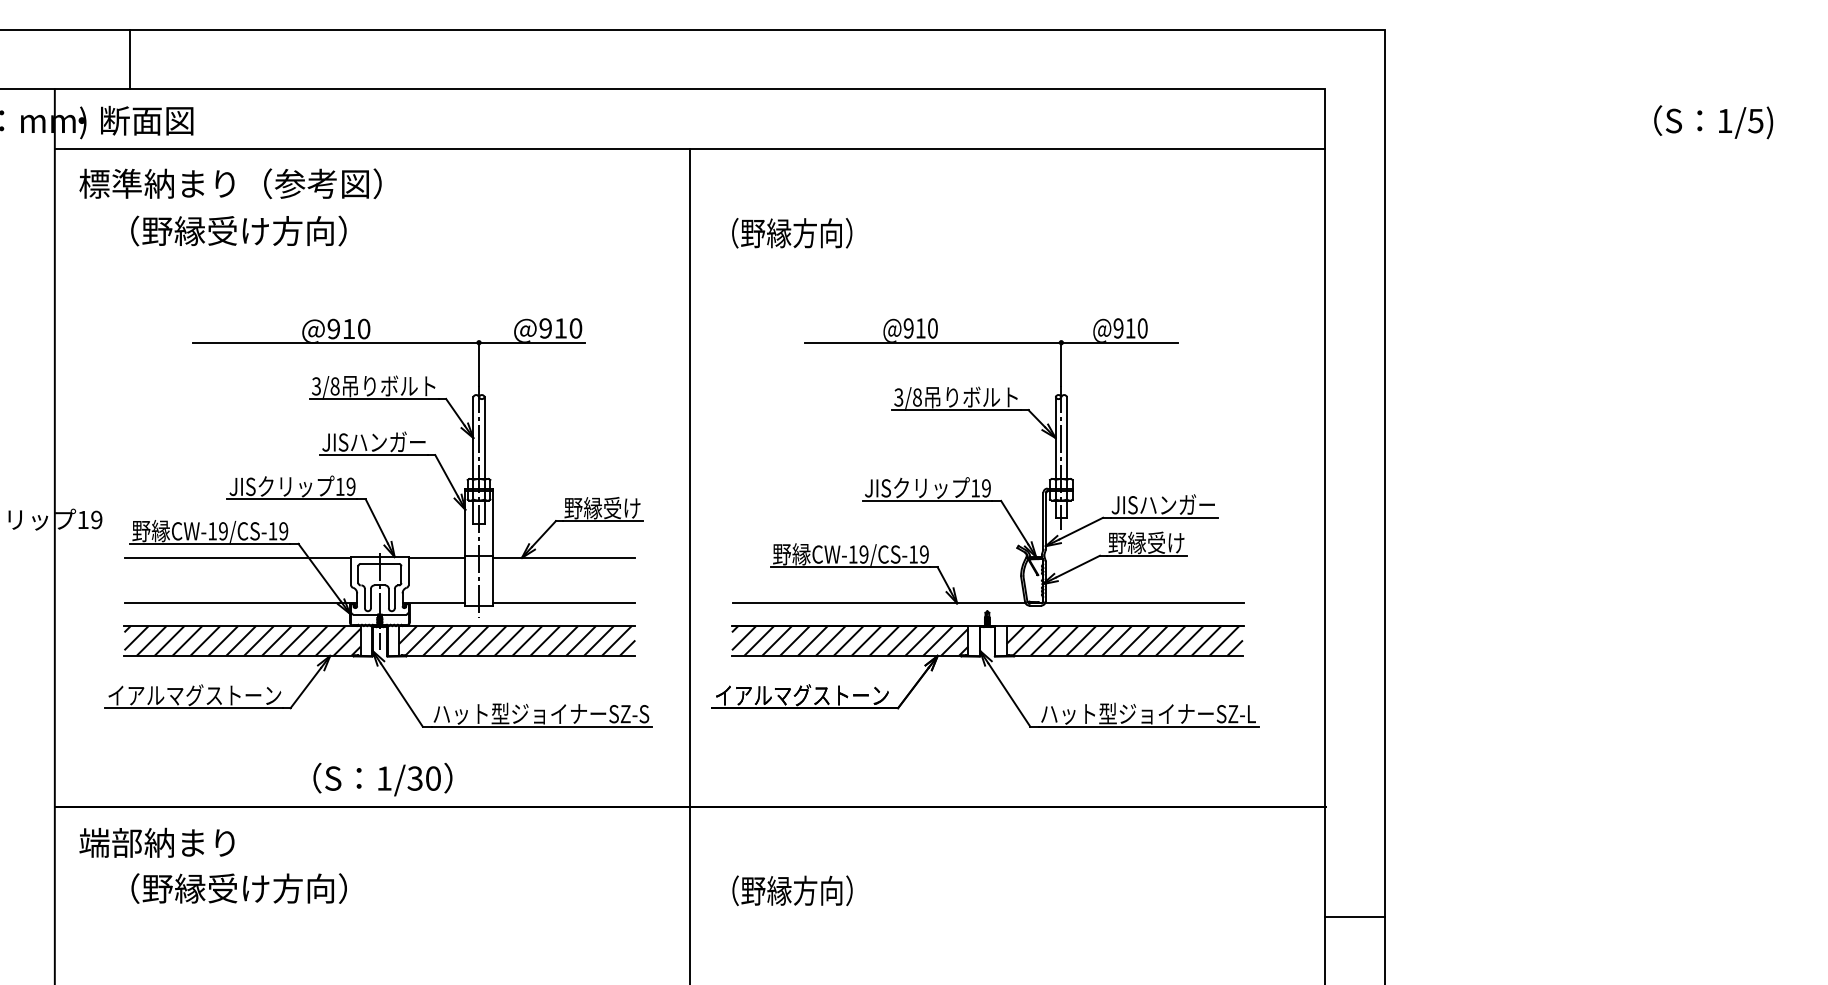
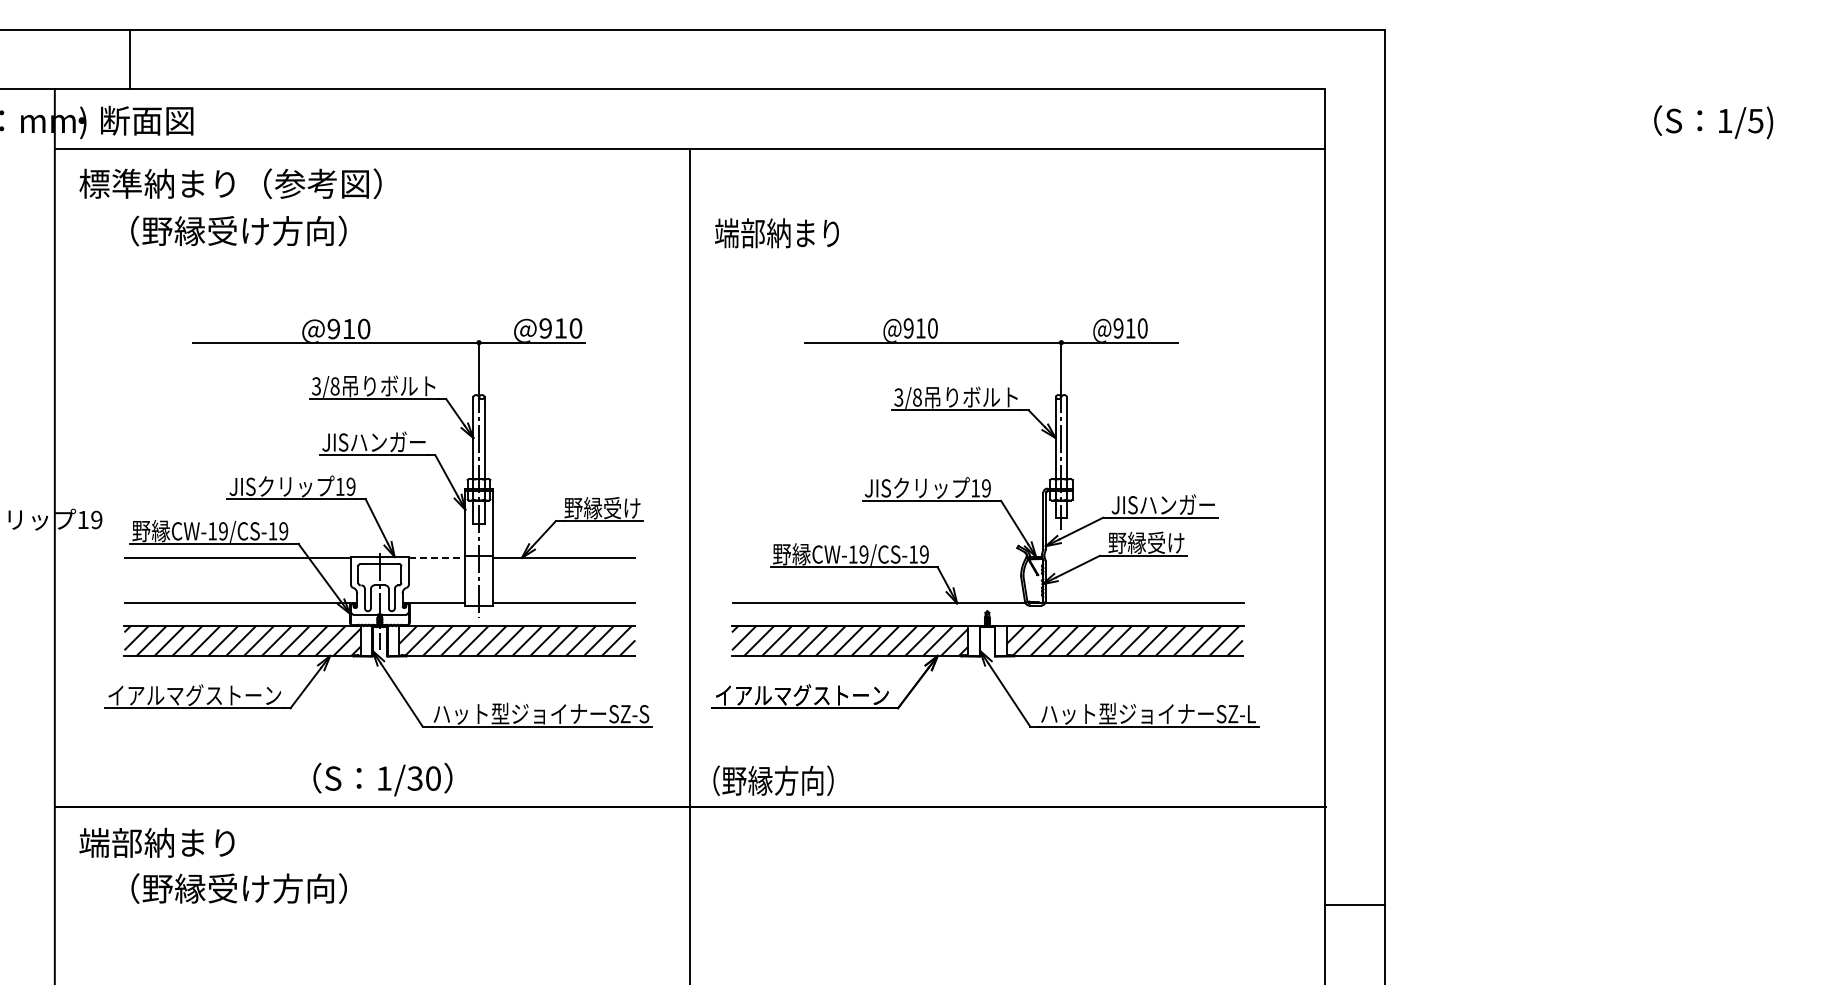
text: （野縁方向） -> 端部納まり (783, 233)
line: solid -> dashed (437, 557)
text position: (792, 890) -> (773, 780) (773, 780)
line position: (1354, 917) -> (1354, 905) (1354, 905)
